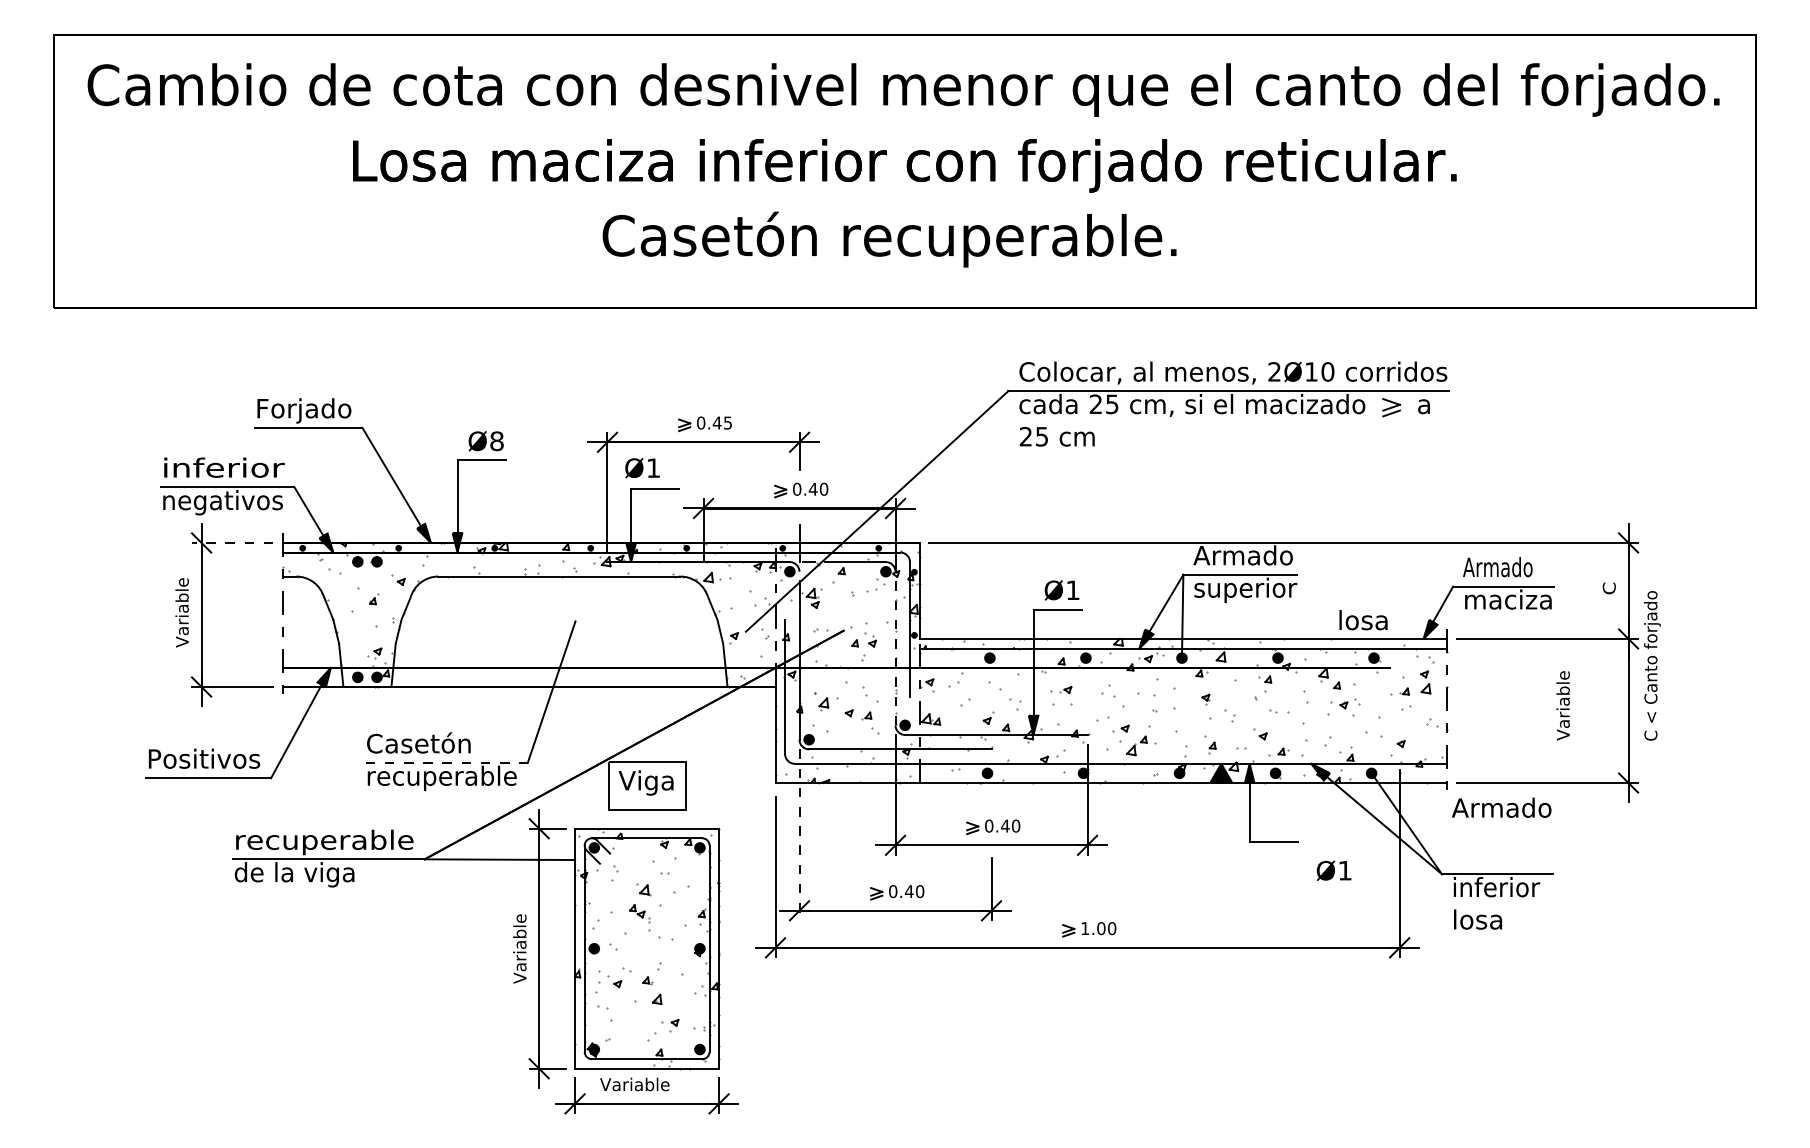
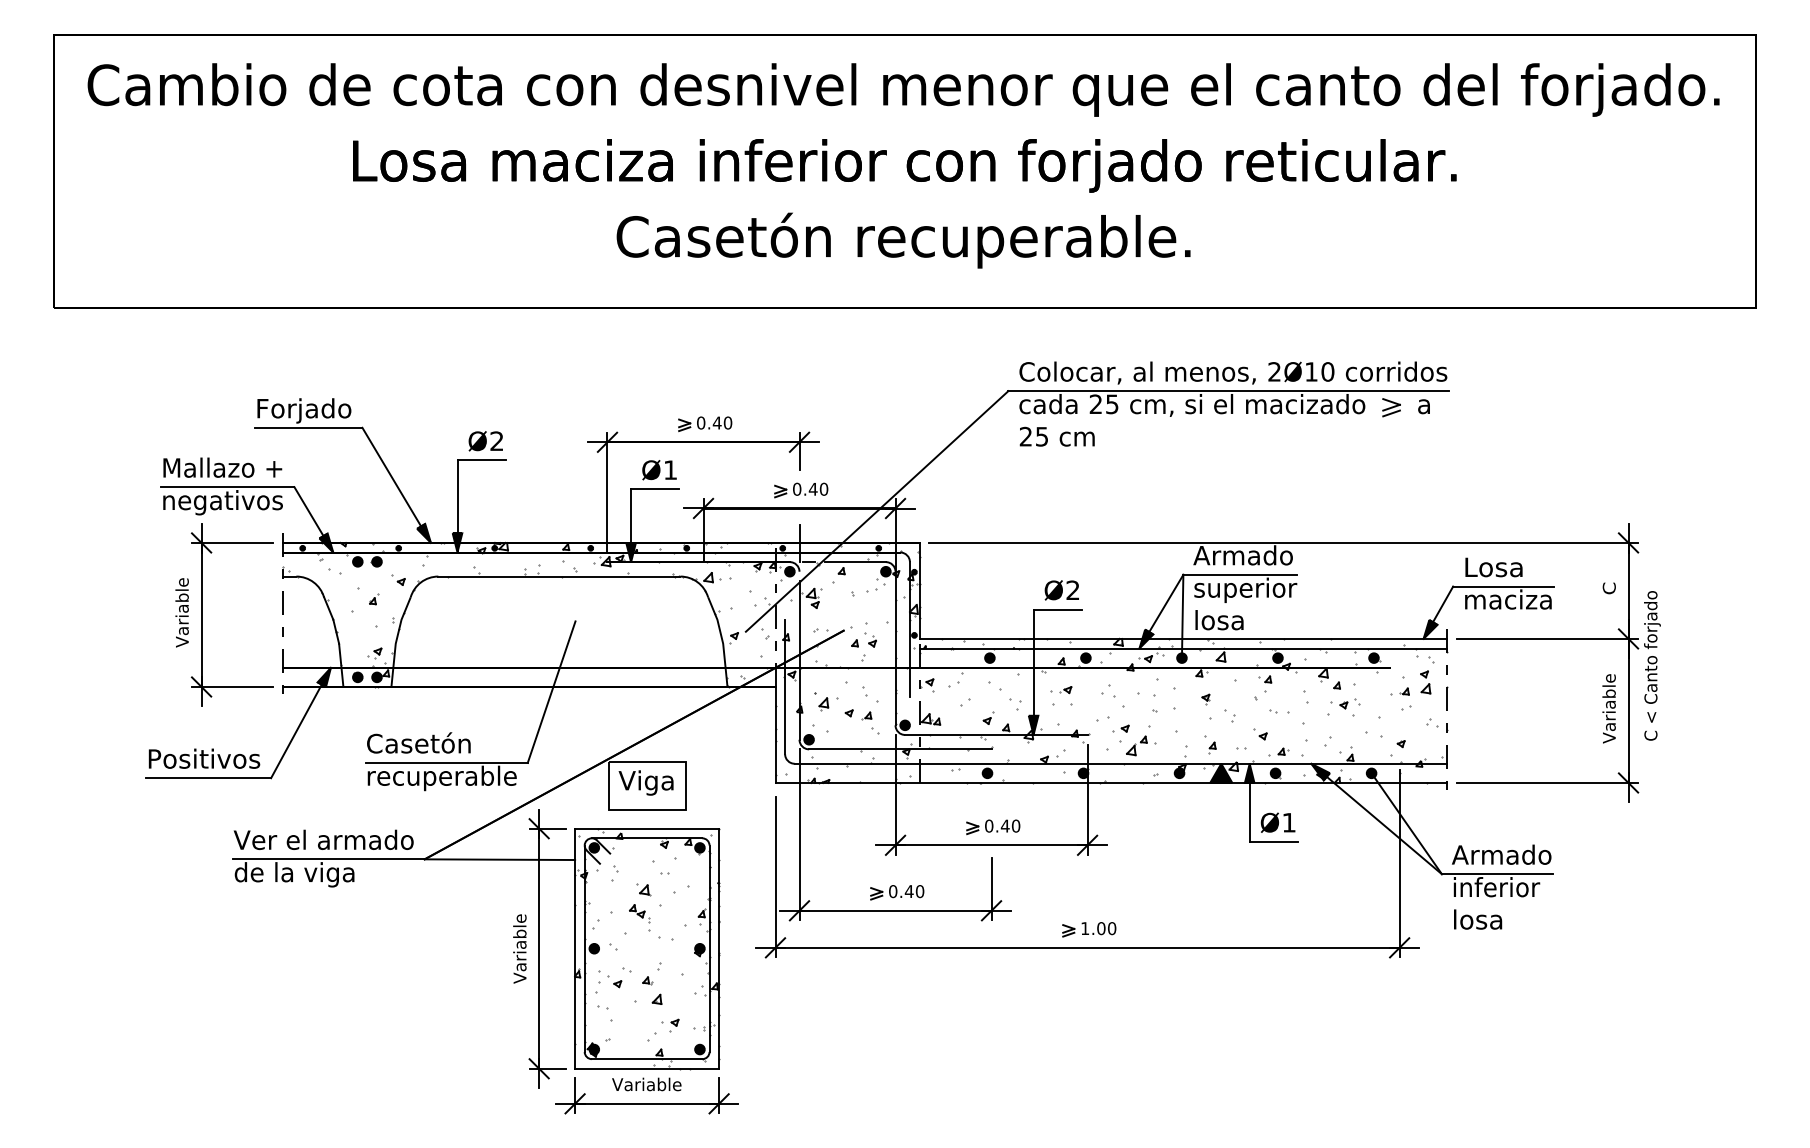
text position: (889, 239) -> (903, 240) (903, 240)
text: 0.45 -> 0.40 (727, 422)
text: Ø8 -> Ø2 (496, 441)
text: inferior -> Mallazo + (223, 467)
text position: (642, 468) -> (659, 470) (659, 470)
line: dashed -> solid (232, 542)
text: Armado -> Losa (1497, 567)
text: Ø1 -> Ø2 (1072, 589)
text position: (1363, 620) -> (1219, 620) (1219, 620)
line: dashed -> solid (895, 648)
text position: (1562, 705) -> (1608, 708) (1608, 708)
line: dashed -> solid (447, 762)
text position: (1501, 807) -> (1501, 854) (1501, 854)
line: dashed -> solid (799, 834)
text: recuperable -> Ver el armado (323, 842)
text position: (1333, 870) -> (1277, 822) (1277, 822)
text position: (634, 1084) -> (646, 1084) (646, 1084)
